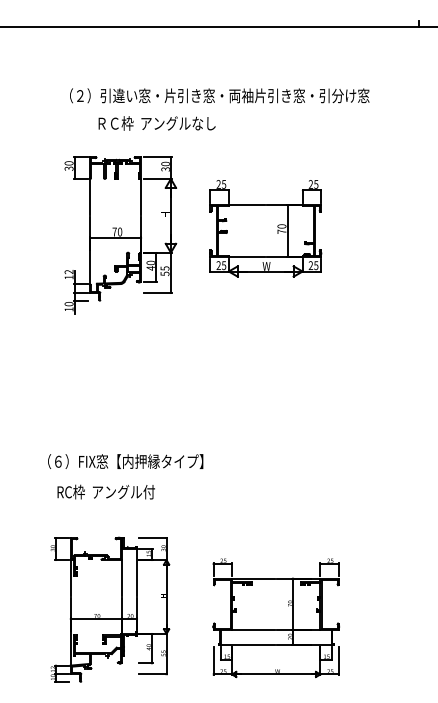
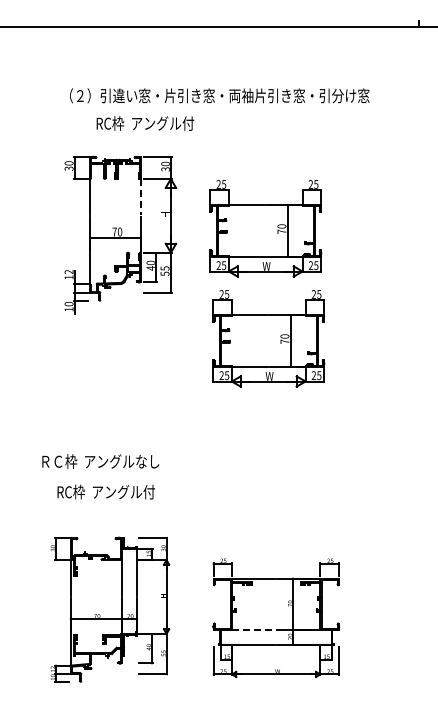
text: ＲＣ枠  アングルなし -> RC枠  アングル付 (155, 123)
line: solid -> dashed (141, 196)
part: none -> present (268, 338)
text: （６）FIX窓【内押縁タイプ】 -> ＲＣ枠  アングルなし (122, 461)
line: solid -> dashed (253, 630)
